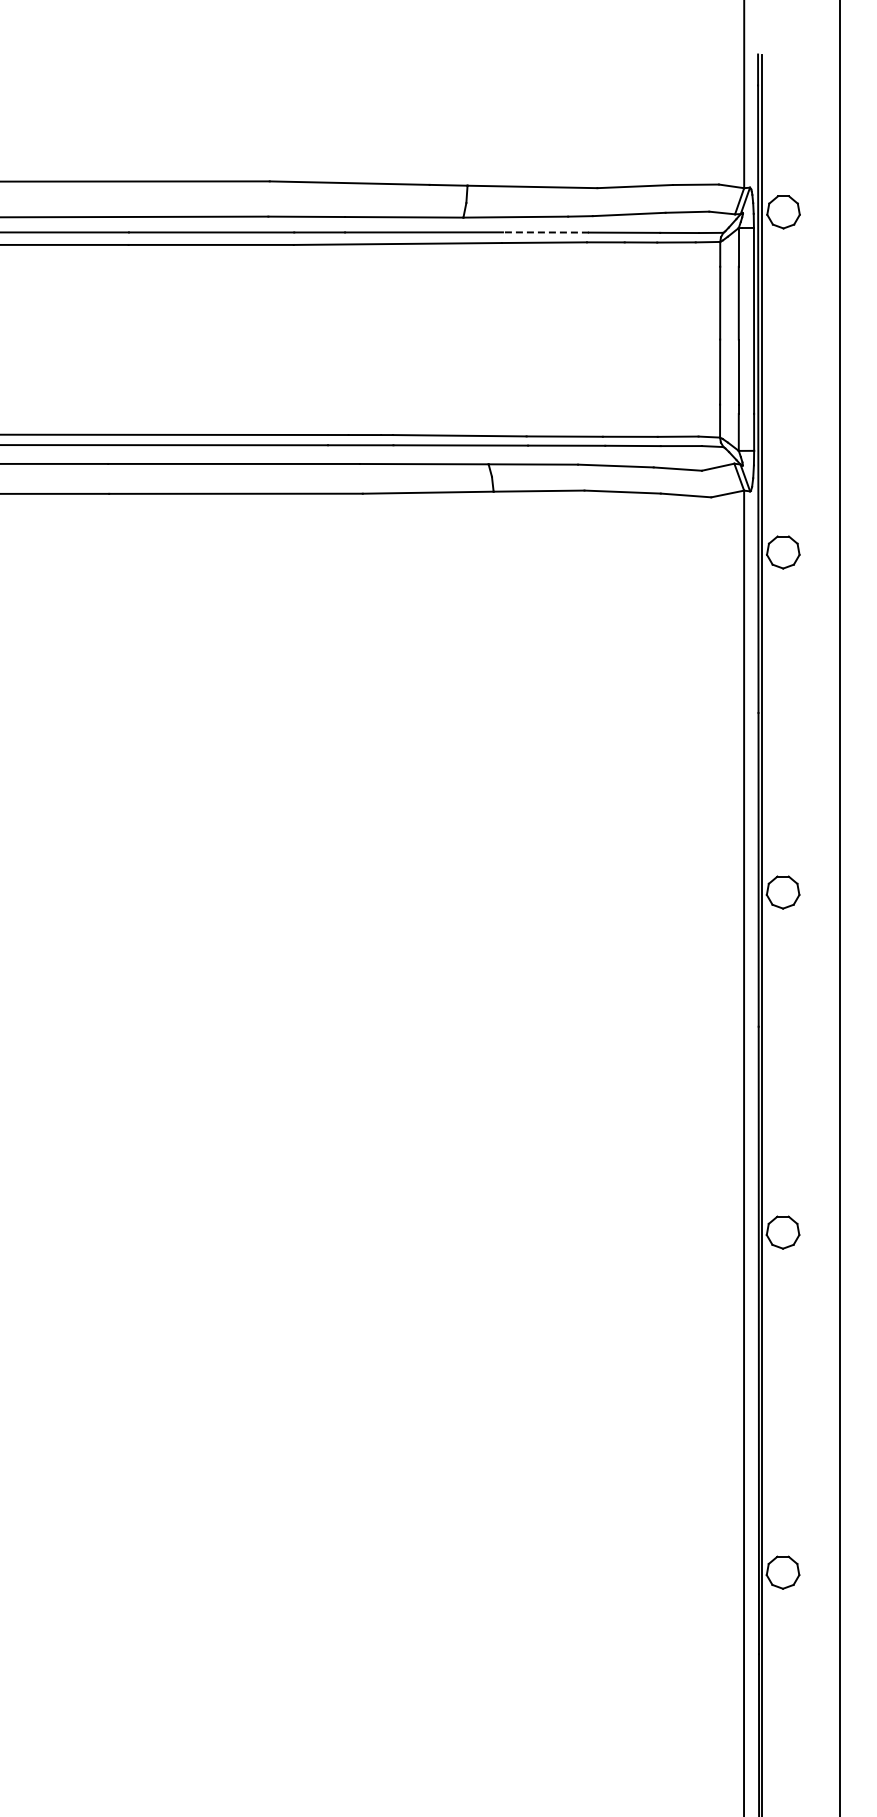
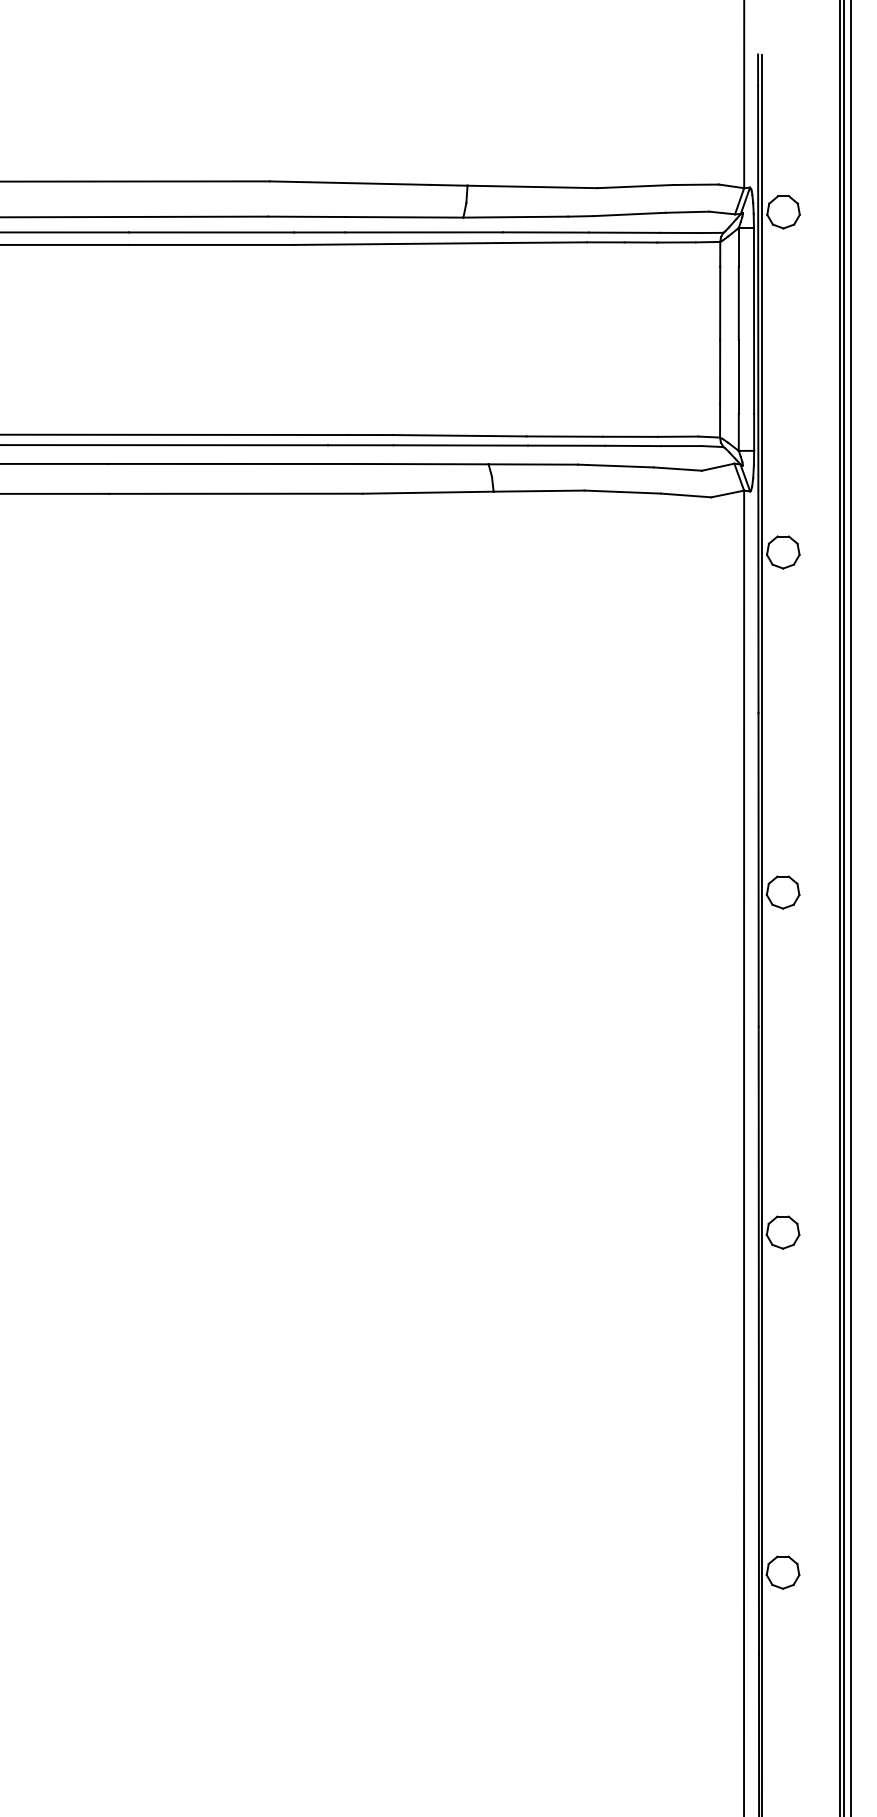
line: dashed -> solid (545, 232)
line: none -> present (844, 907)
line: none -> present (850, 907)
